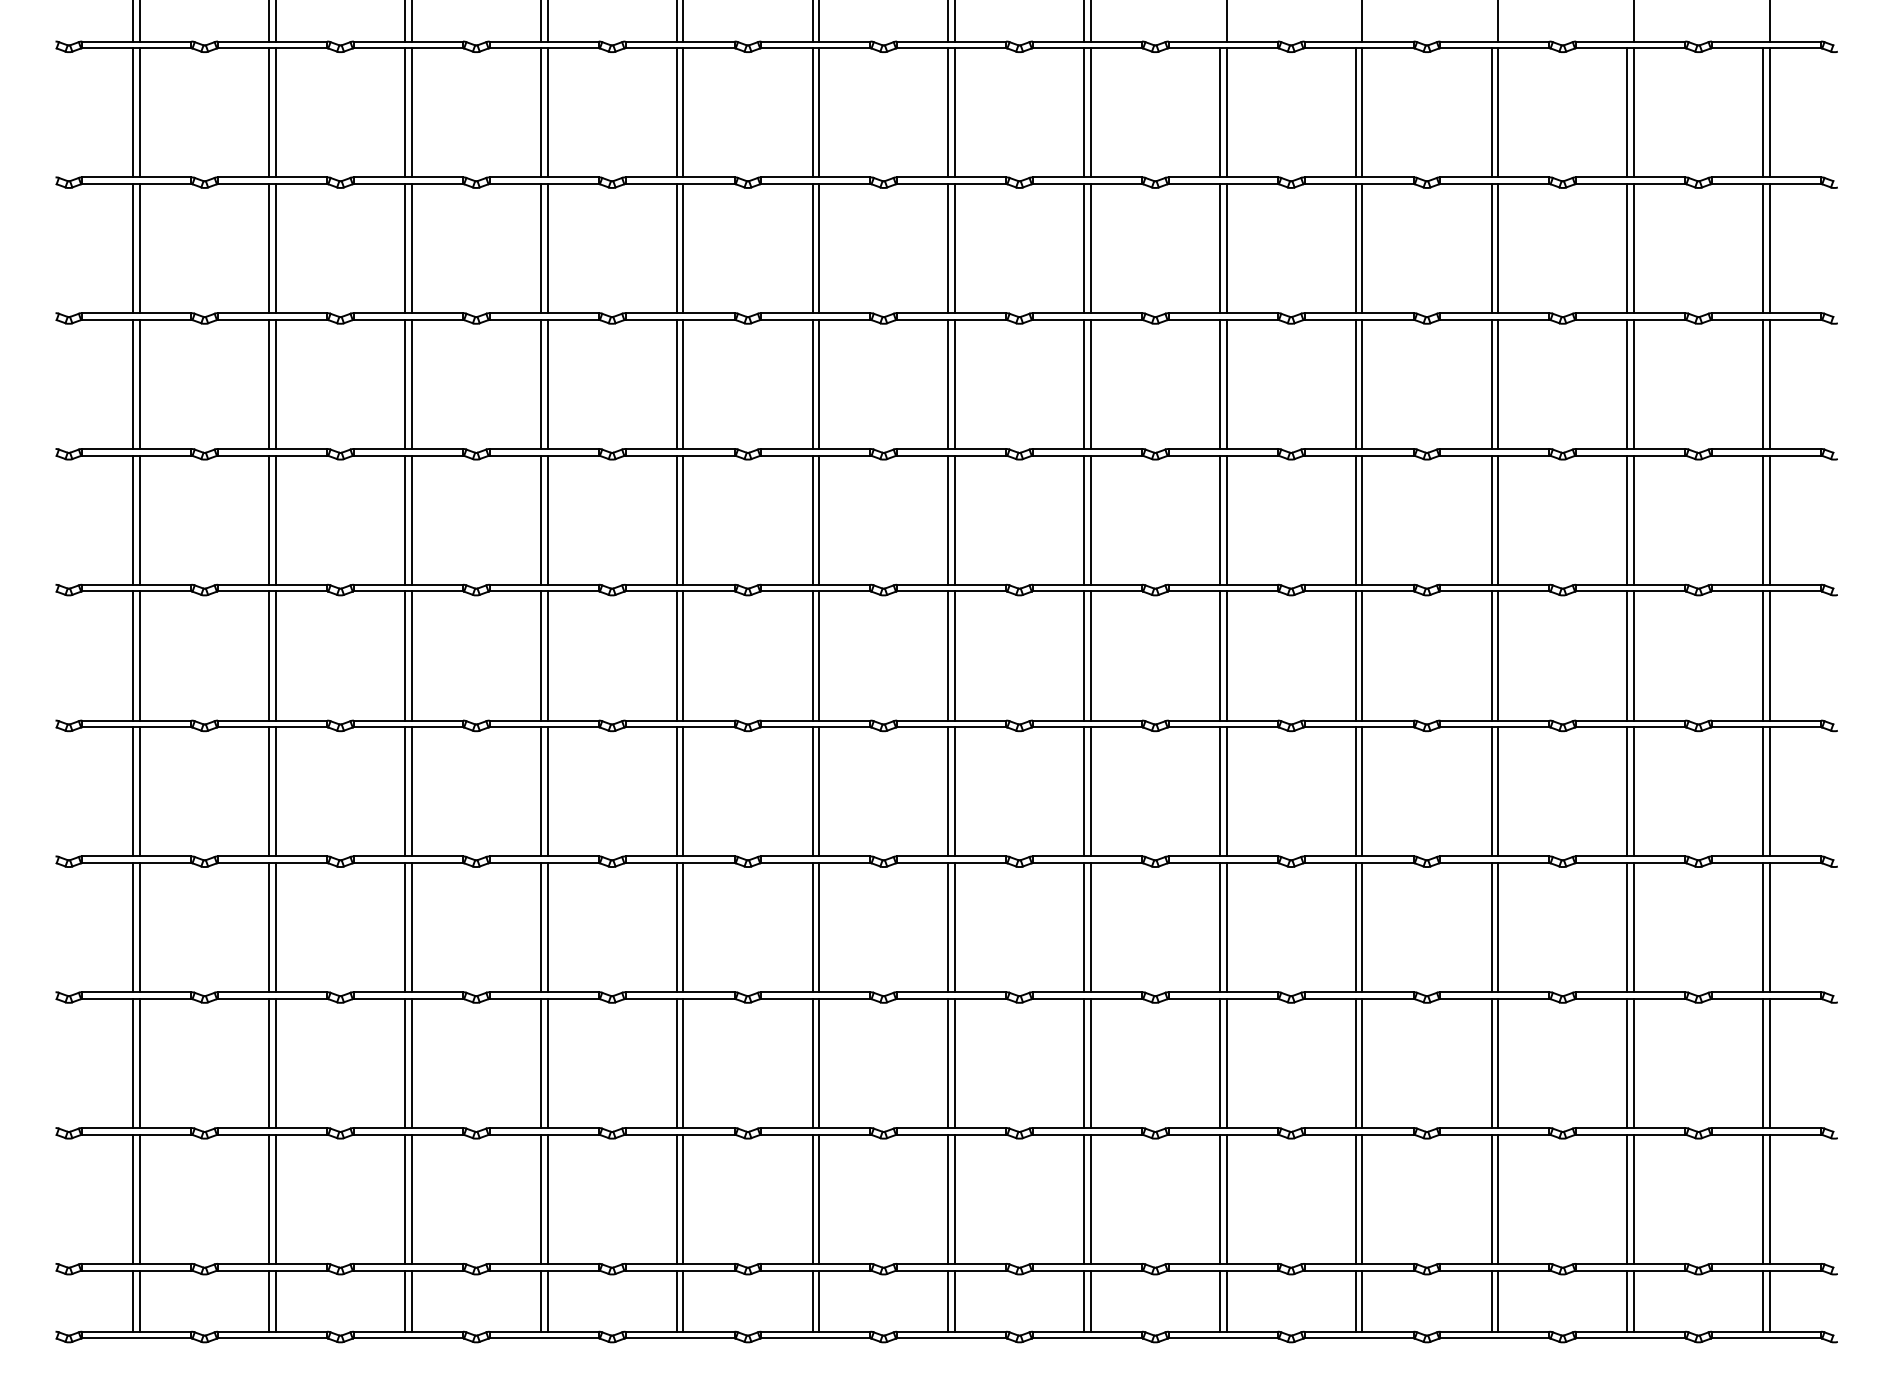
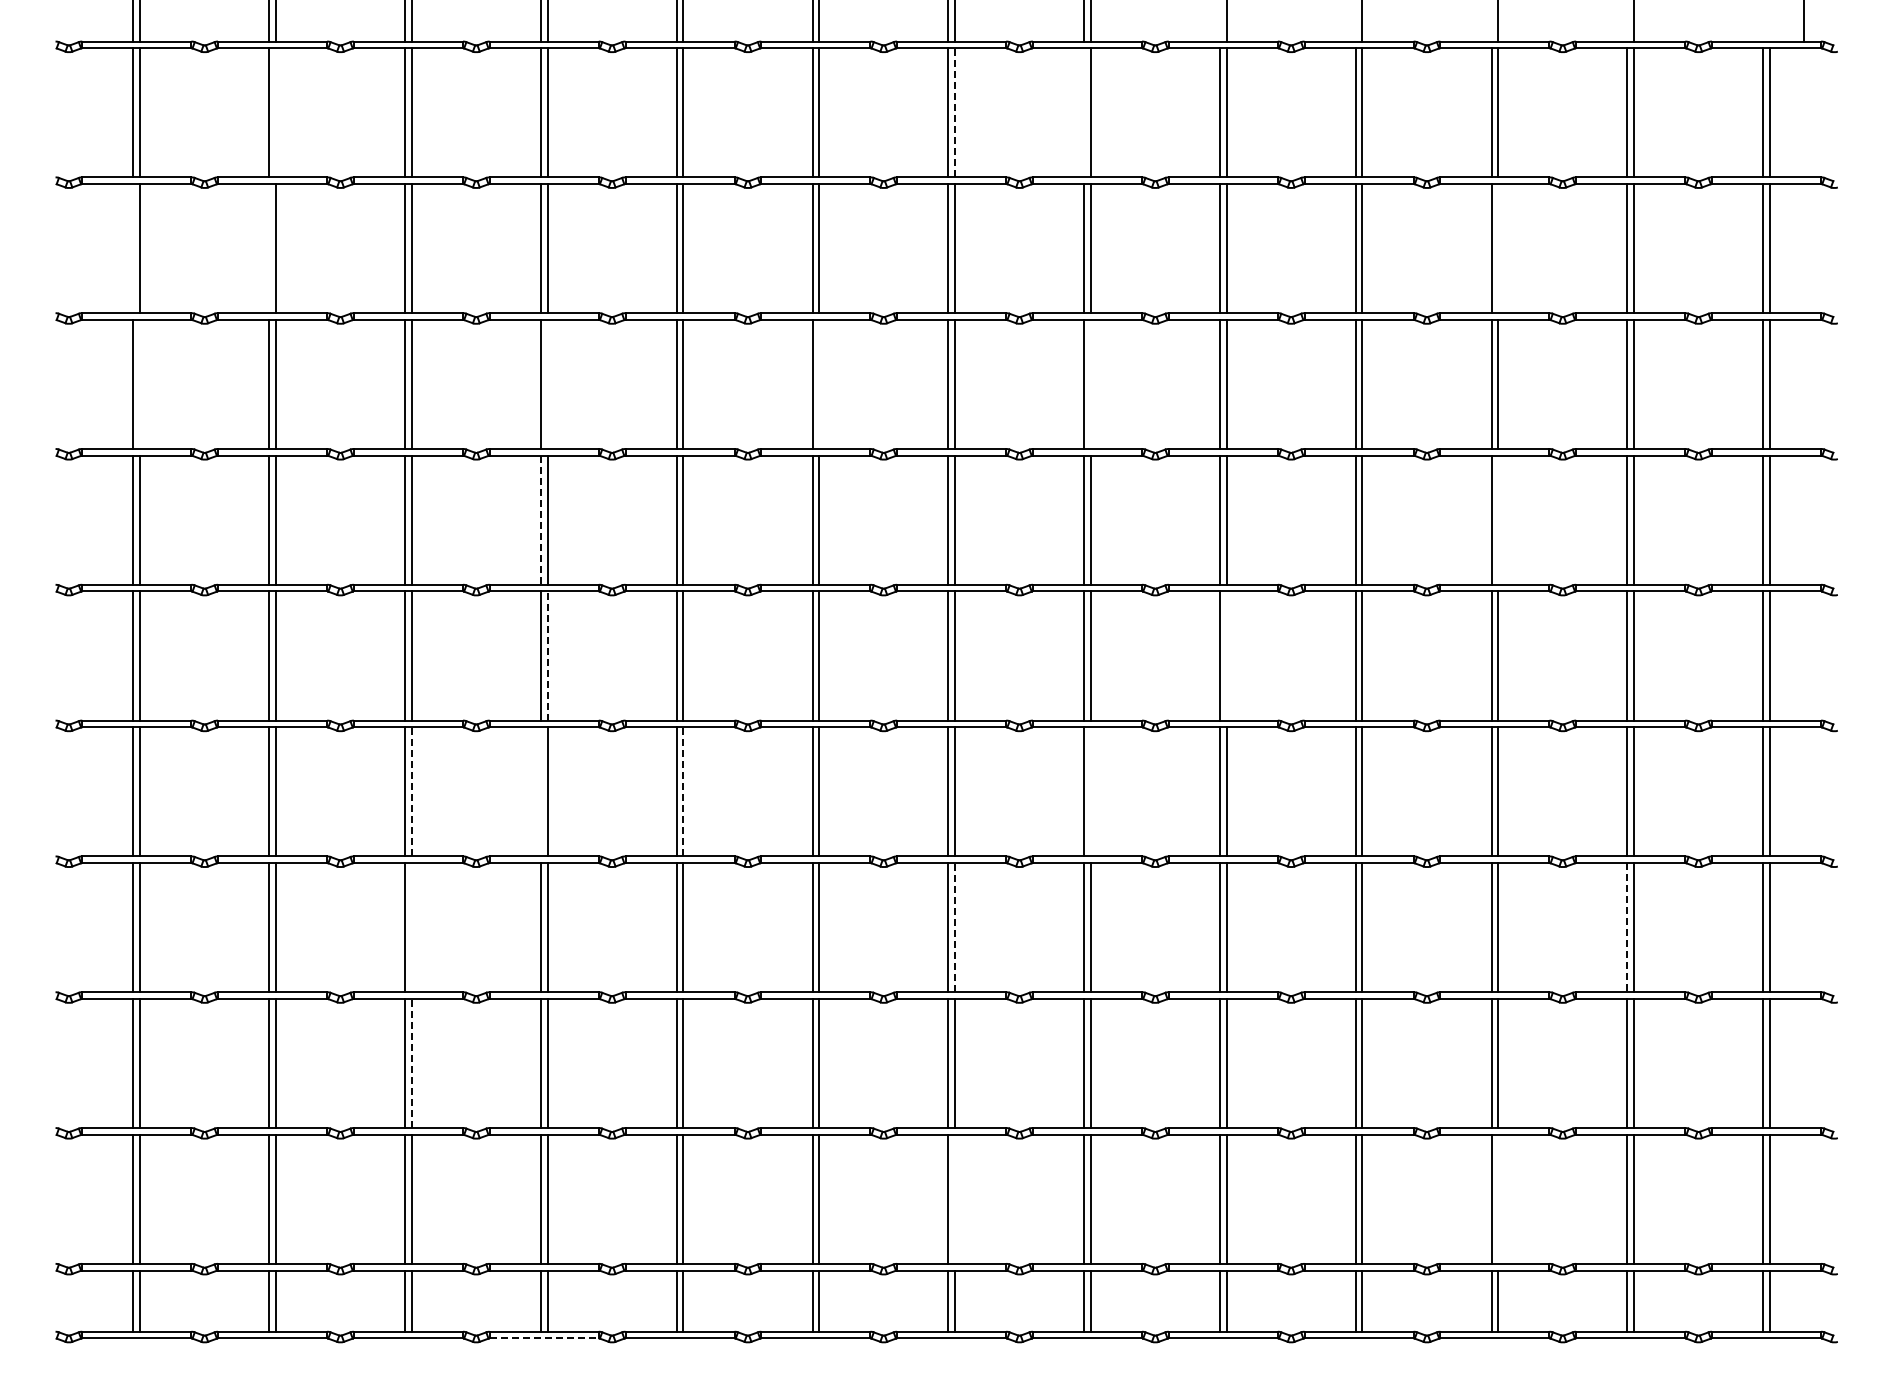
line position: (1769, 21) -> (1803, 21) (1803, 21)
line: present -> none (275, 112)
line: solid -> dashed (955, 112)
line: present -> none (1084, 112)
line: present -> none (133, 248)
line: present -> none (269, 248)
line: present -> none (1498, 248)
line: present -> none (140, 383)
line: present -> none (547, 383)
line: present -> none (819, 383)
line: present -> none (1090, 383)
line: present -> none (1498, 519)
line: solid -> dashed (540, 520)
line: present -> none (1226, 655)
line: solid -> dashed (547, 656)
line: solid -> dashed (411, 791)
line: present -> none (540, 791)
line: solid -> dashed (683, 791)
line: present -> none (1090, 791)
line: present -> none (411, 927)
line: solid -> dashed (955, 927)
line: solid -> dashed (1627, 927)
line: solid -> dashed (411, 1063)
line: present -> none (955, 1198)
line: present -> none (1498, 1198)
line: solid -> dashed (544, 1338)
